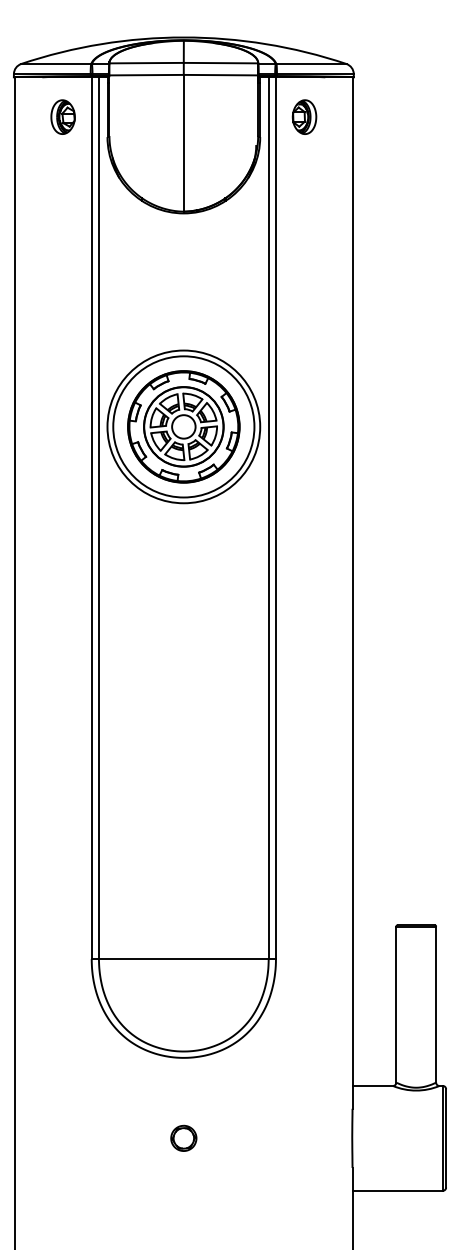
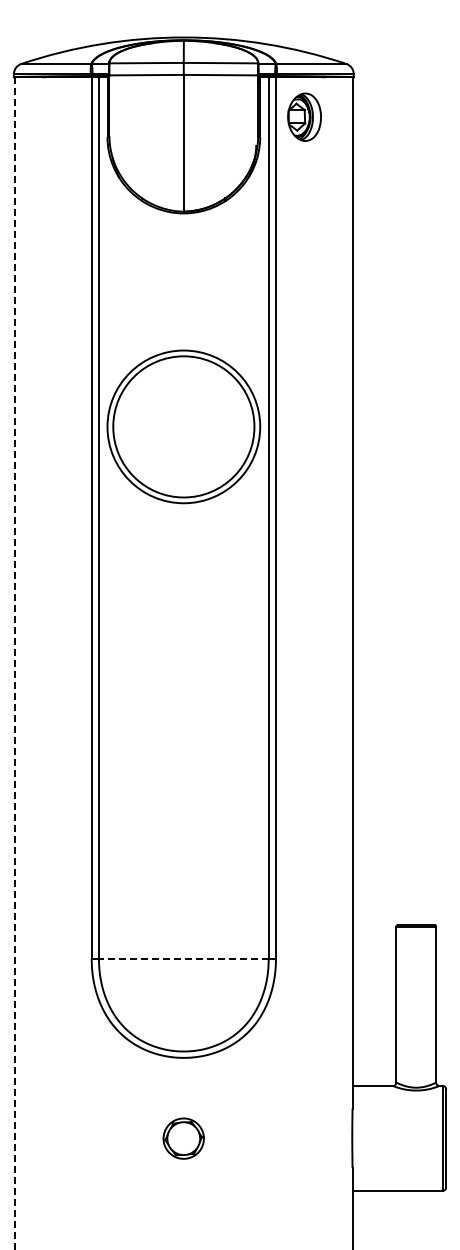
part: present -> none (62, 116)
part size: 27x36 px -> 35x50 px (304, 116)
part: present -> none (183, 426)
line: solid -> dashed (15, 663)
line: solid -> dashed (183, 959)
part size: 28x28 px -> 43x43 px (183, 1138)
